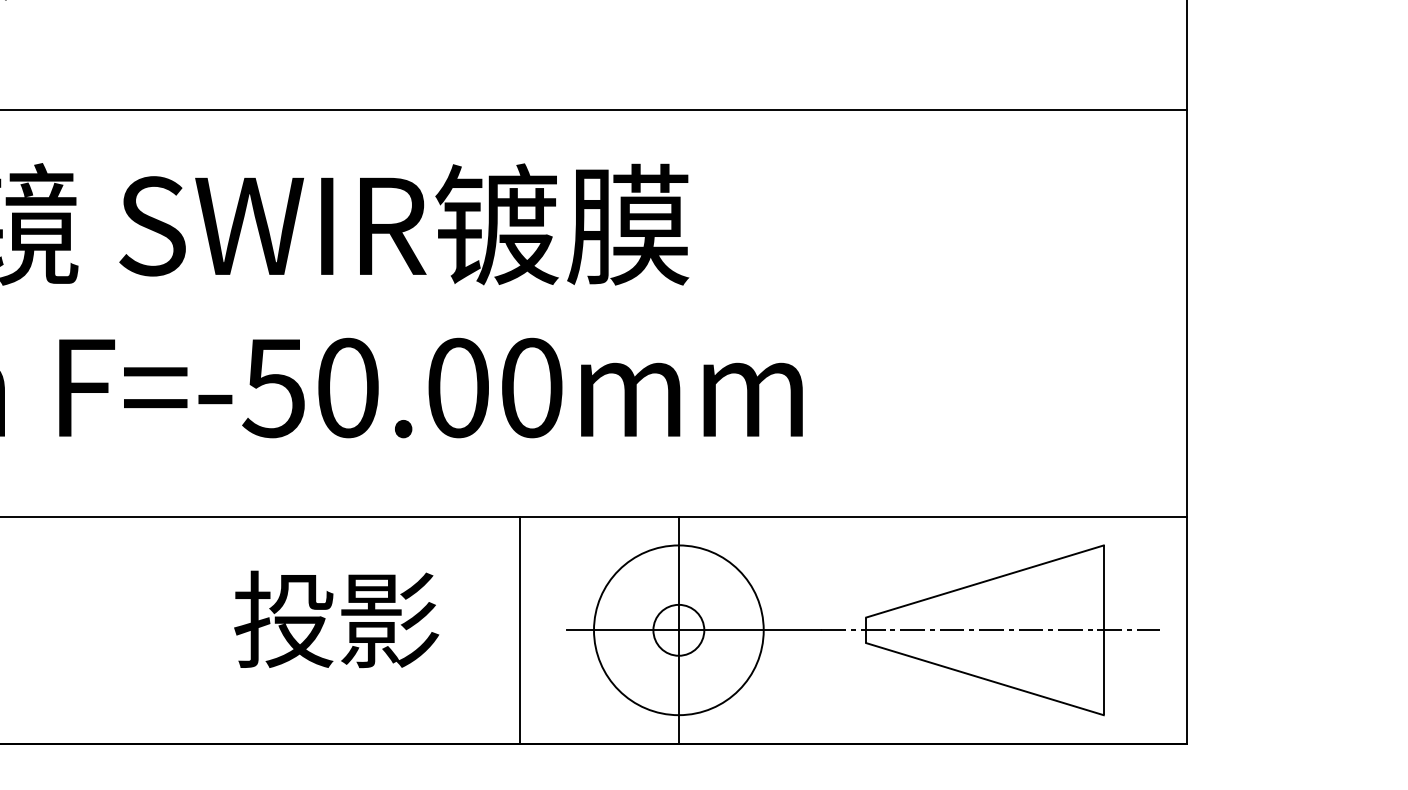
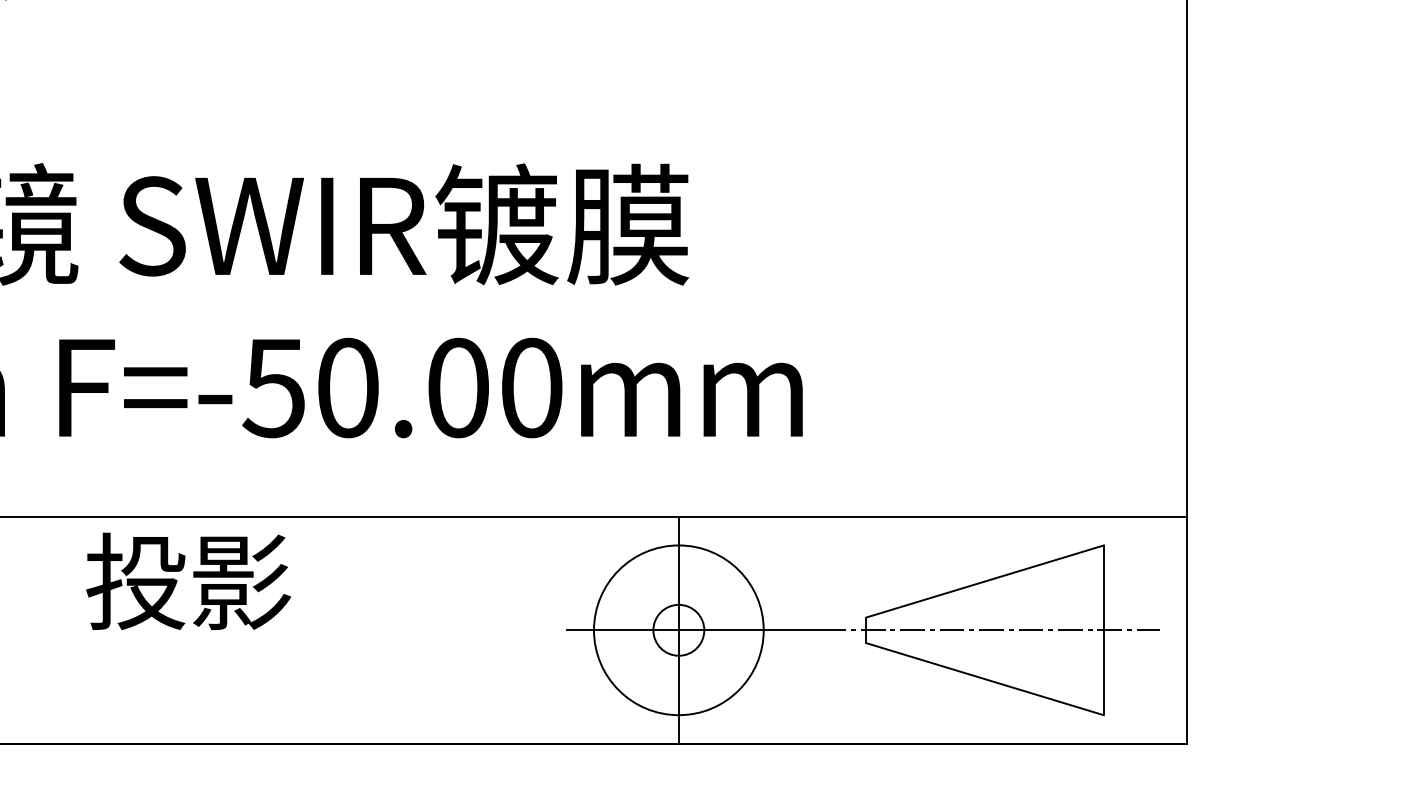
line: present -> none (594, 109)
text position: (336, 619) -> (188, 581) (188, 581)
line: present -> none (519, 630)
